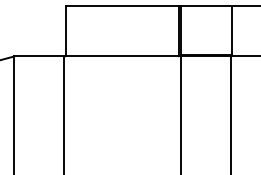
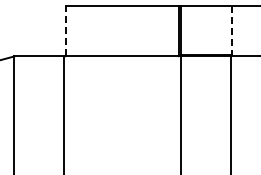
line: solid -> dashed (231, 30)
line: solid -> dashed (65, 31)
